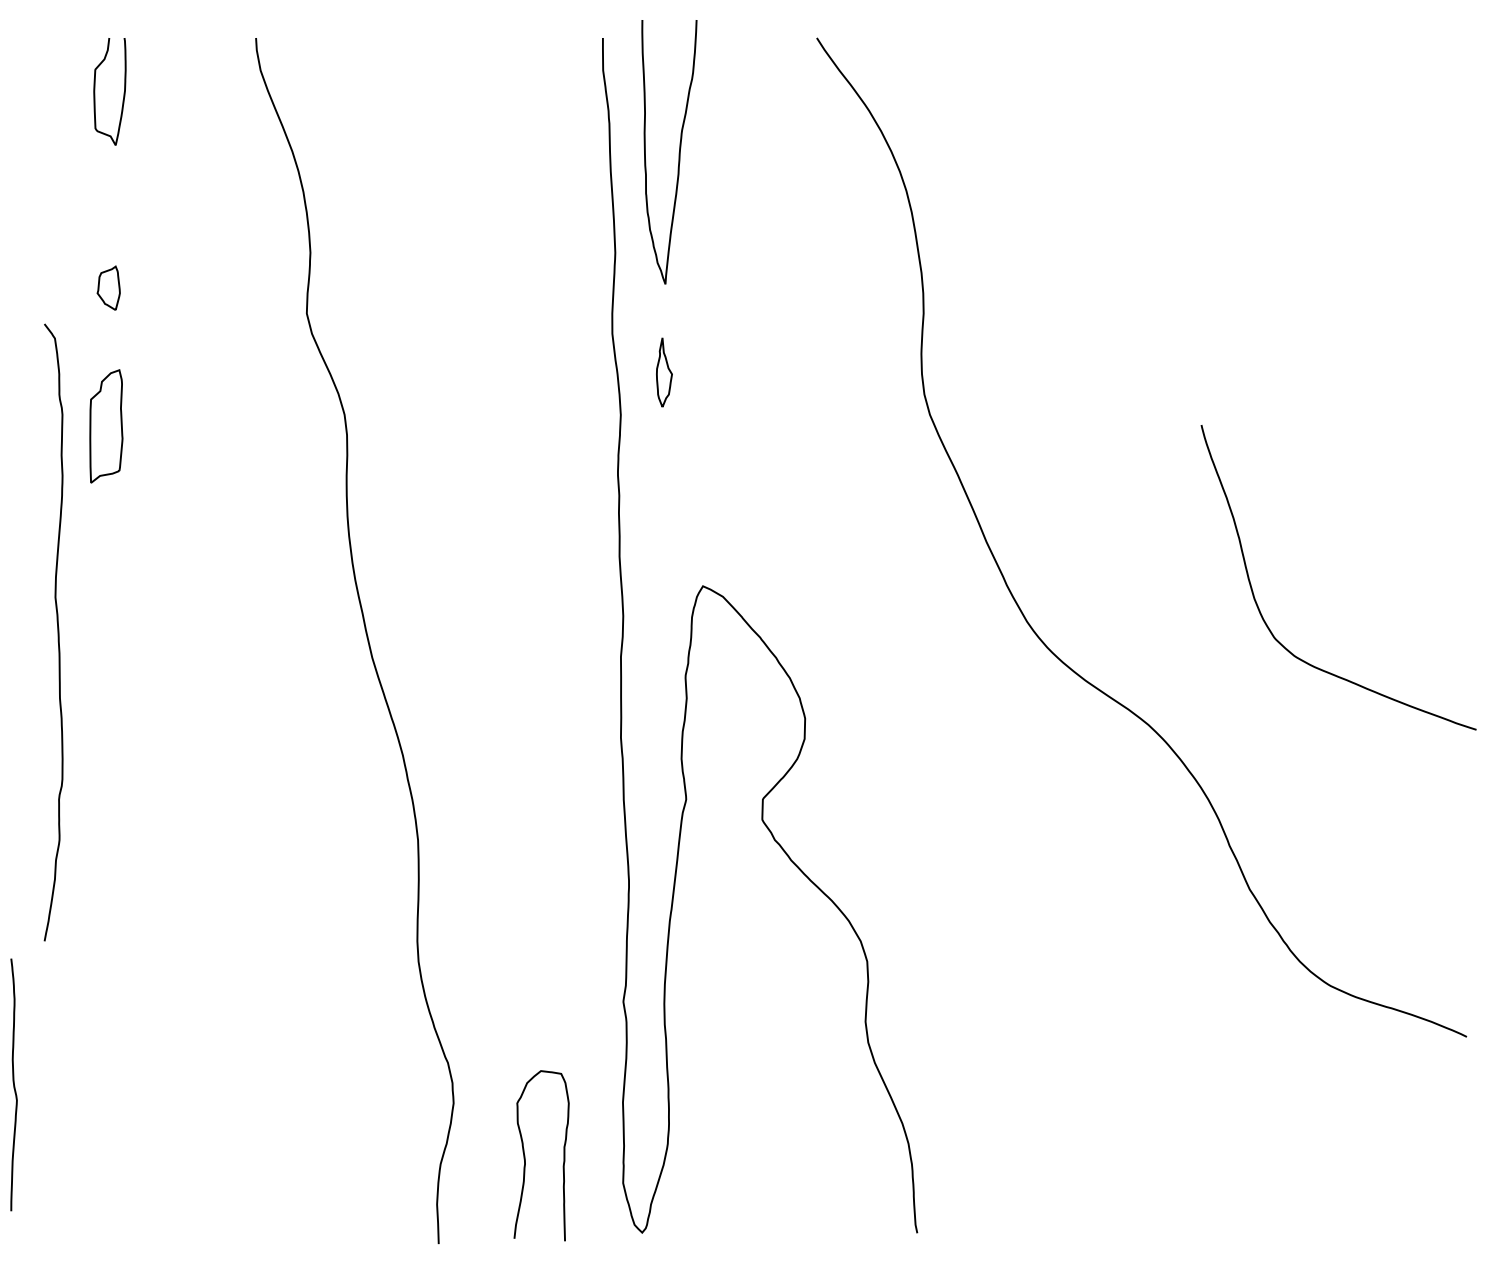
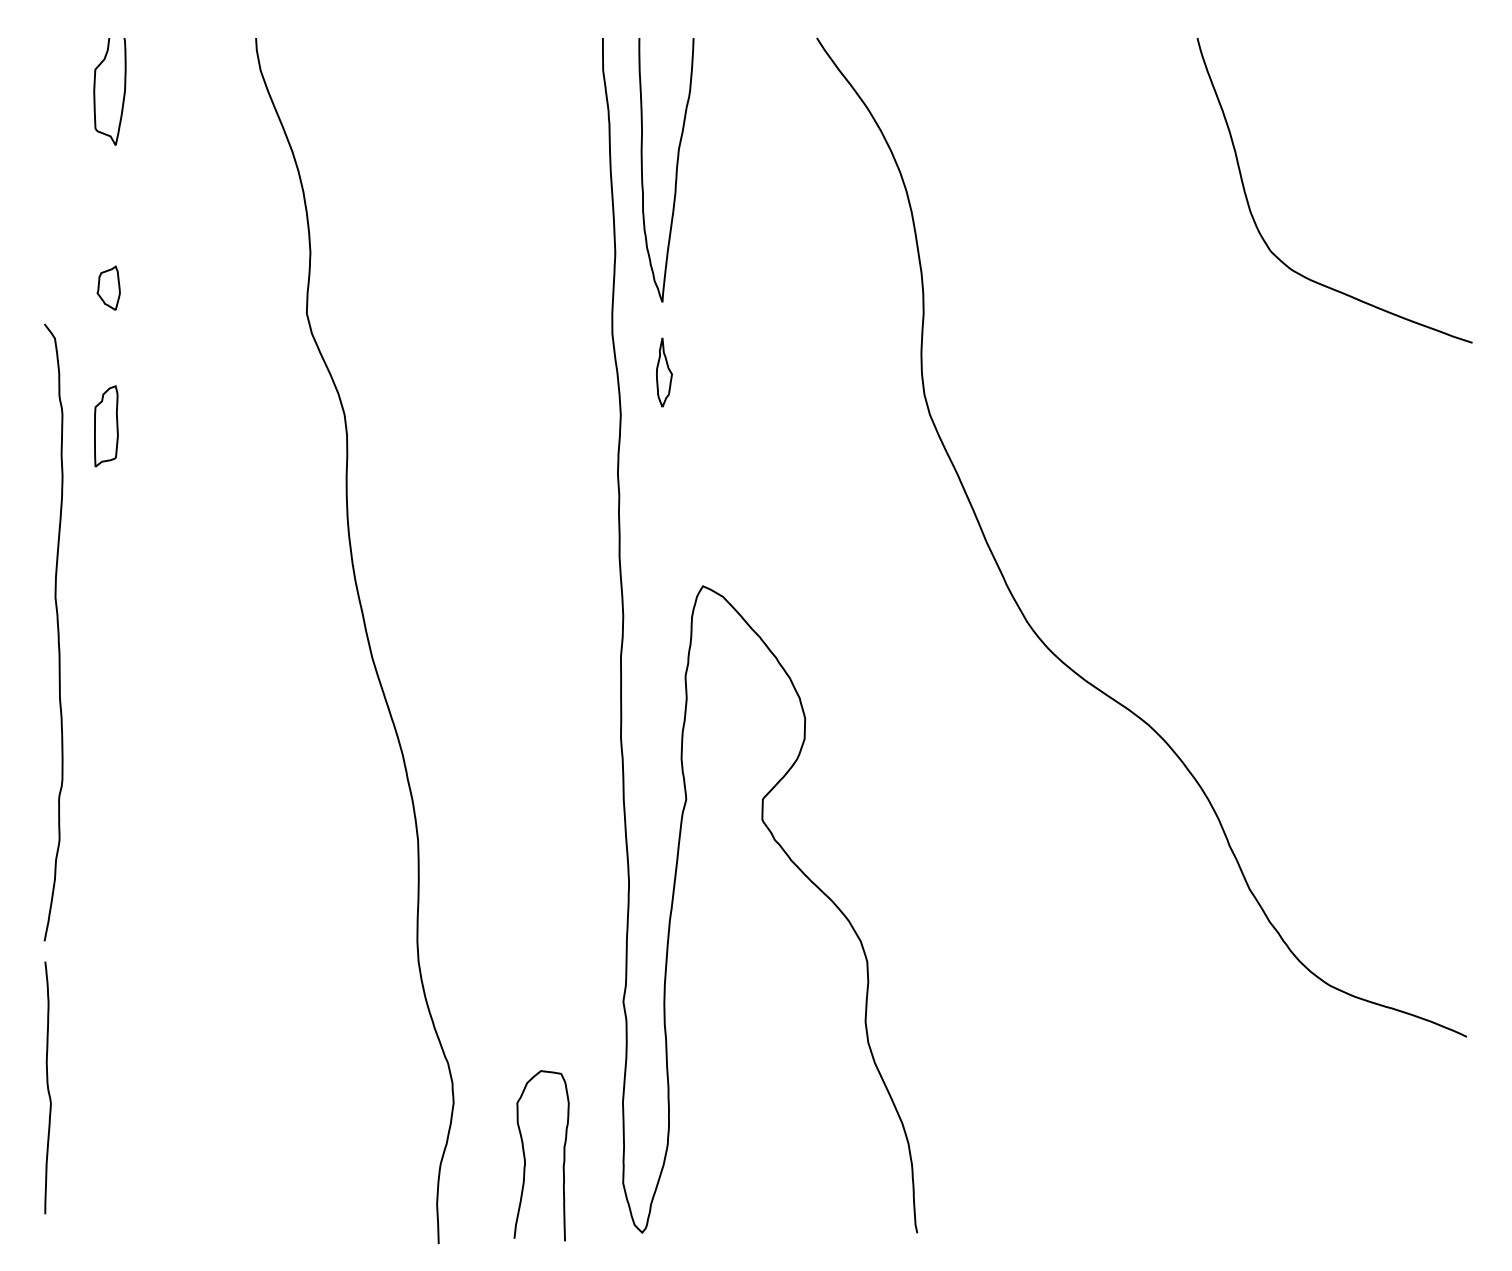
curve position: (678, 152) -> (675, 170) (675, 170)
part size: 35x115 px -> 25x83 px (106, 426)
curve position: (1261, 612) -> (1257, 225) (1257, 225)
curve position: (13, 1084) -> (47, 1087) (47, 1087)
